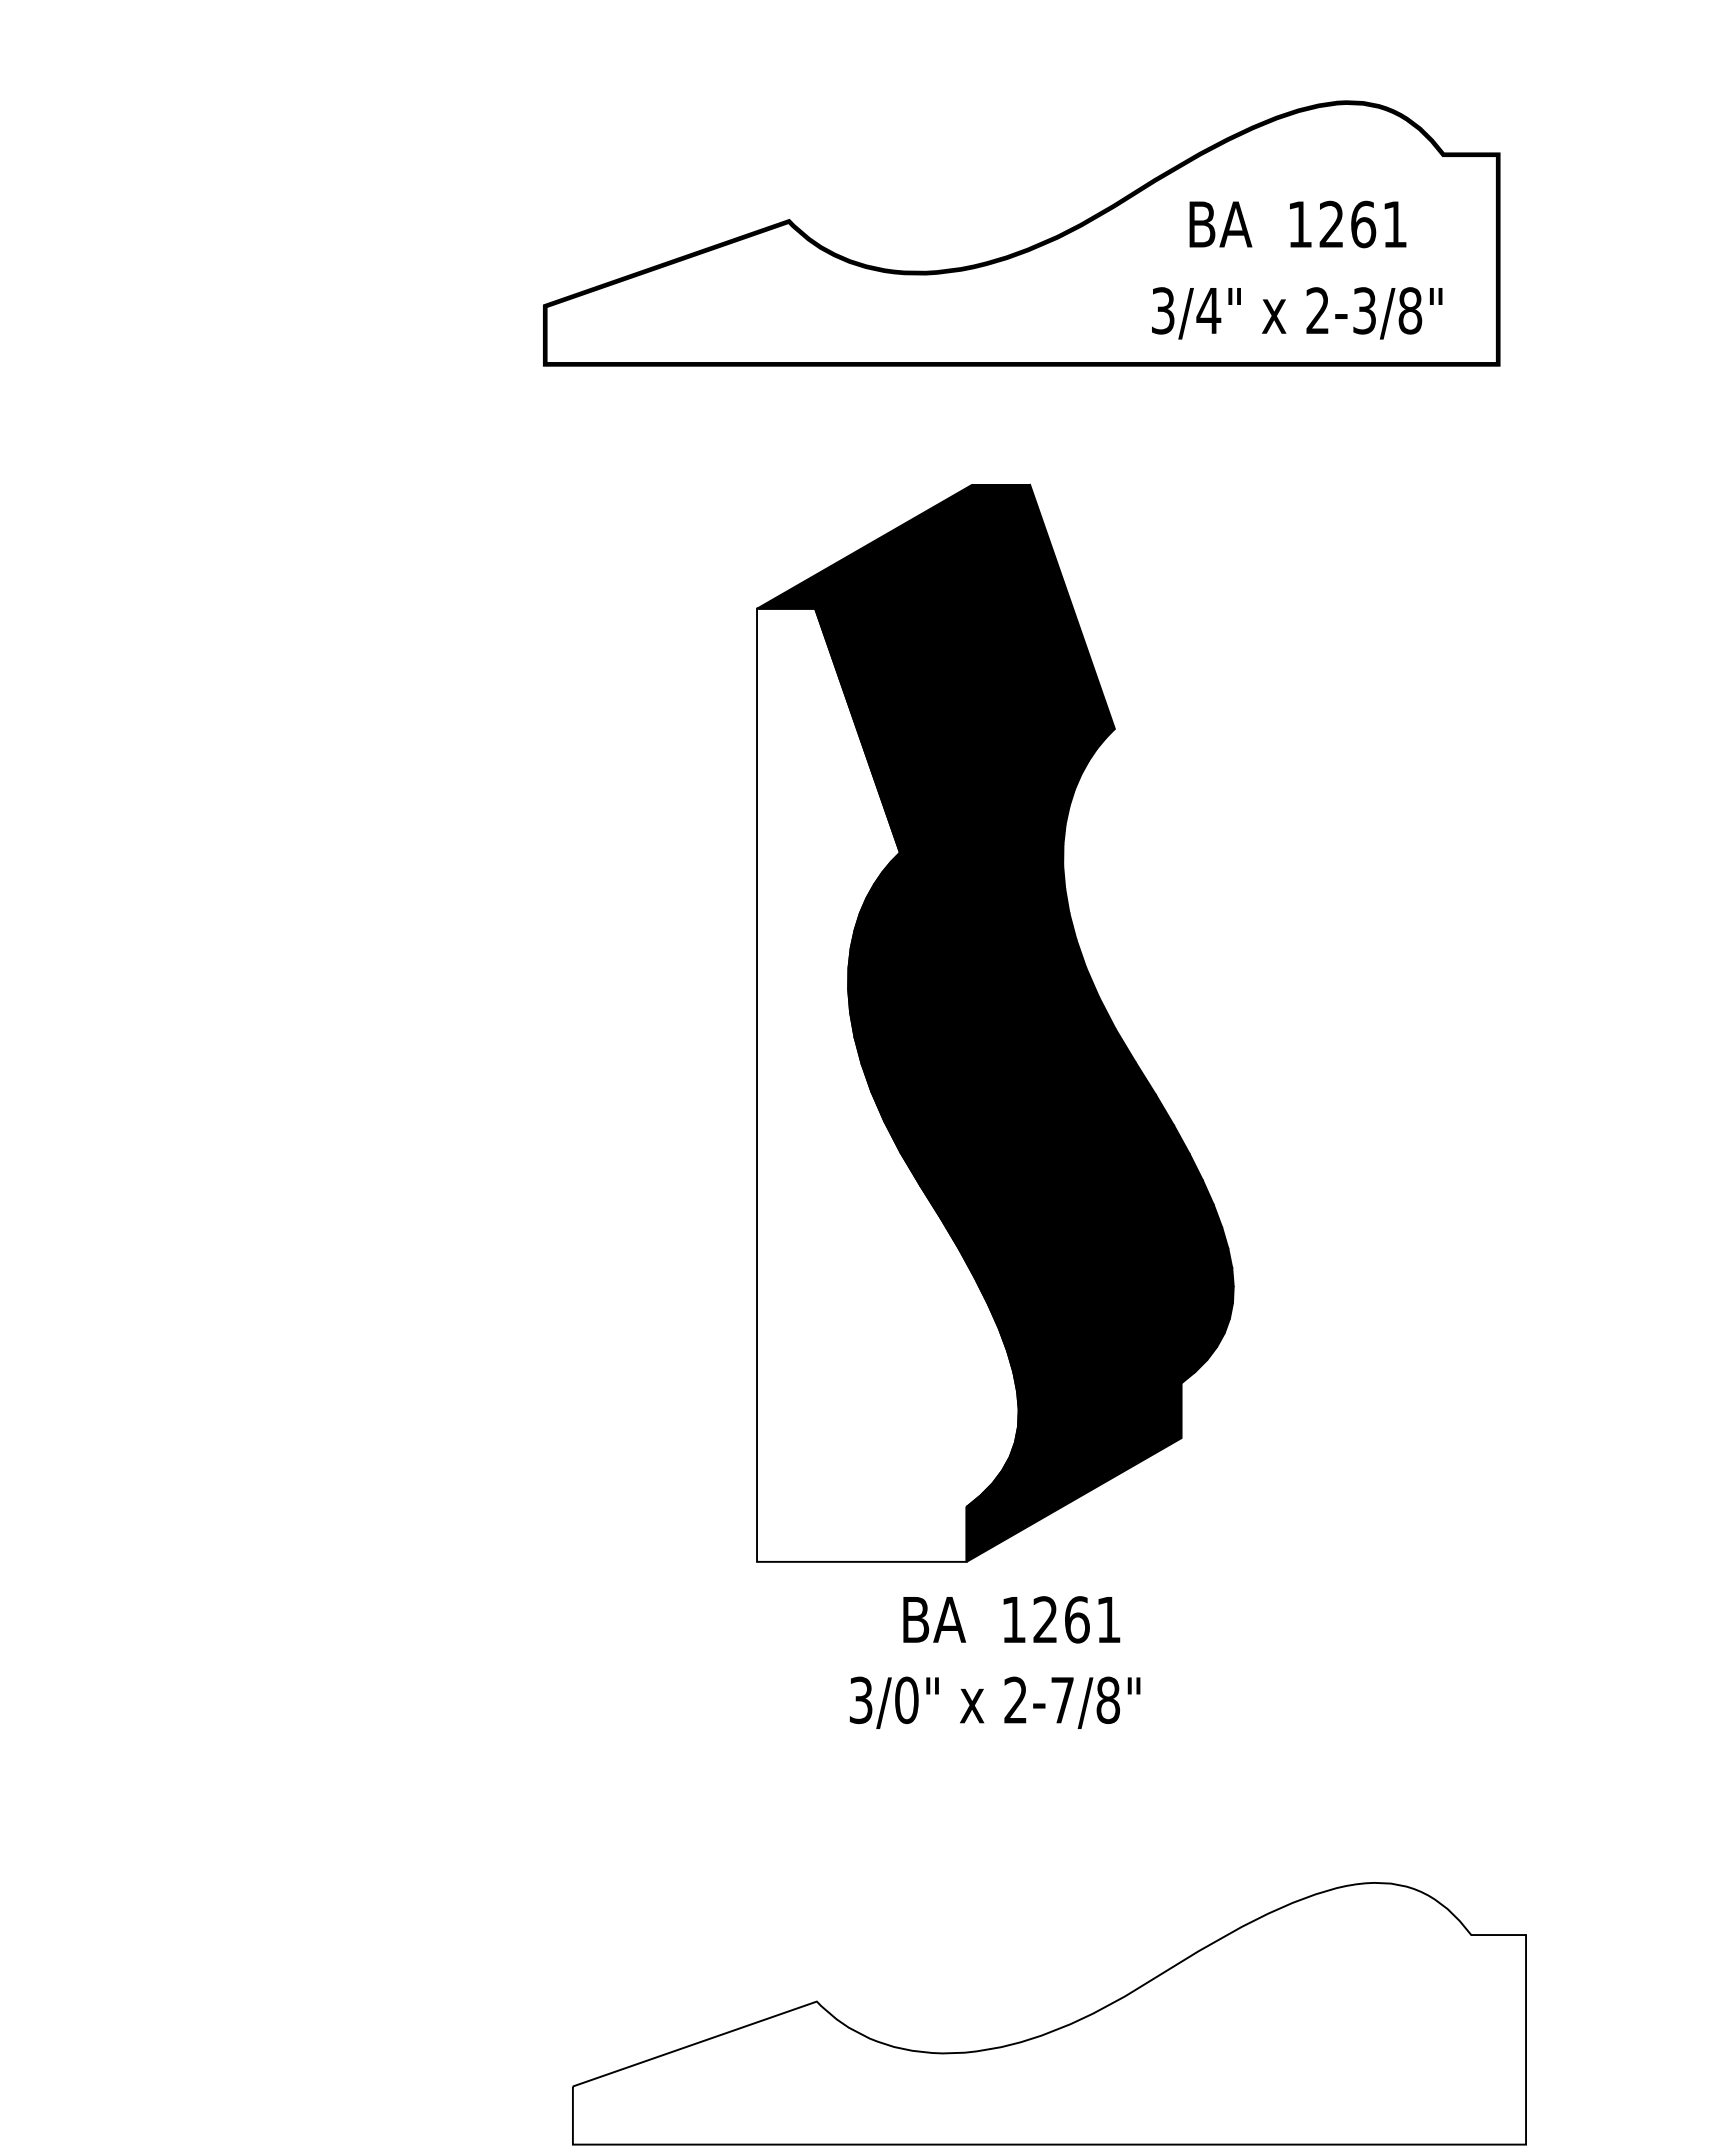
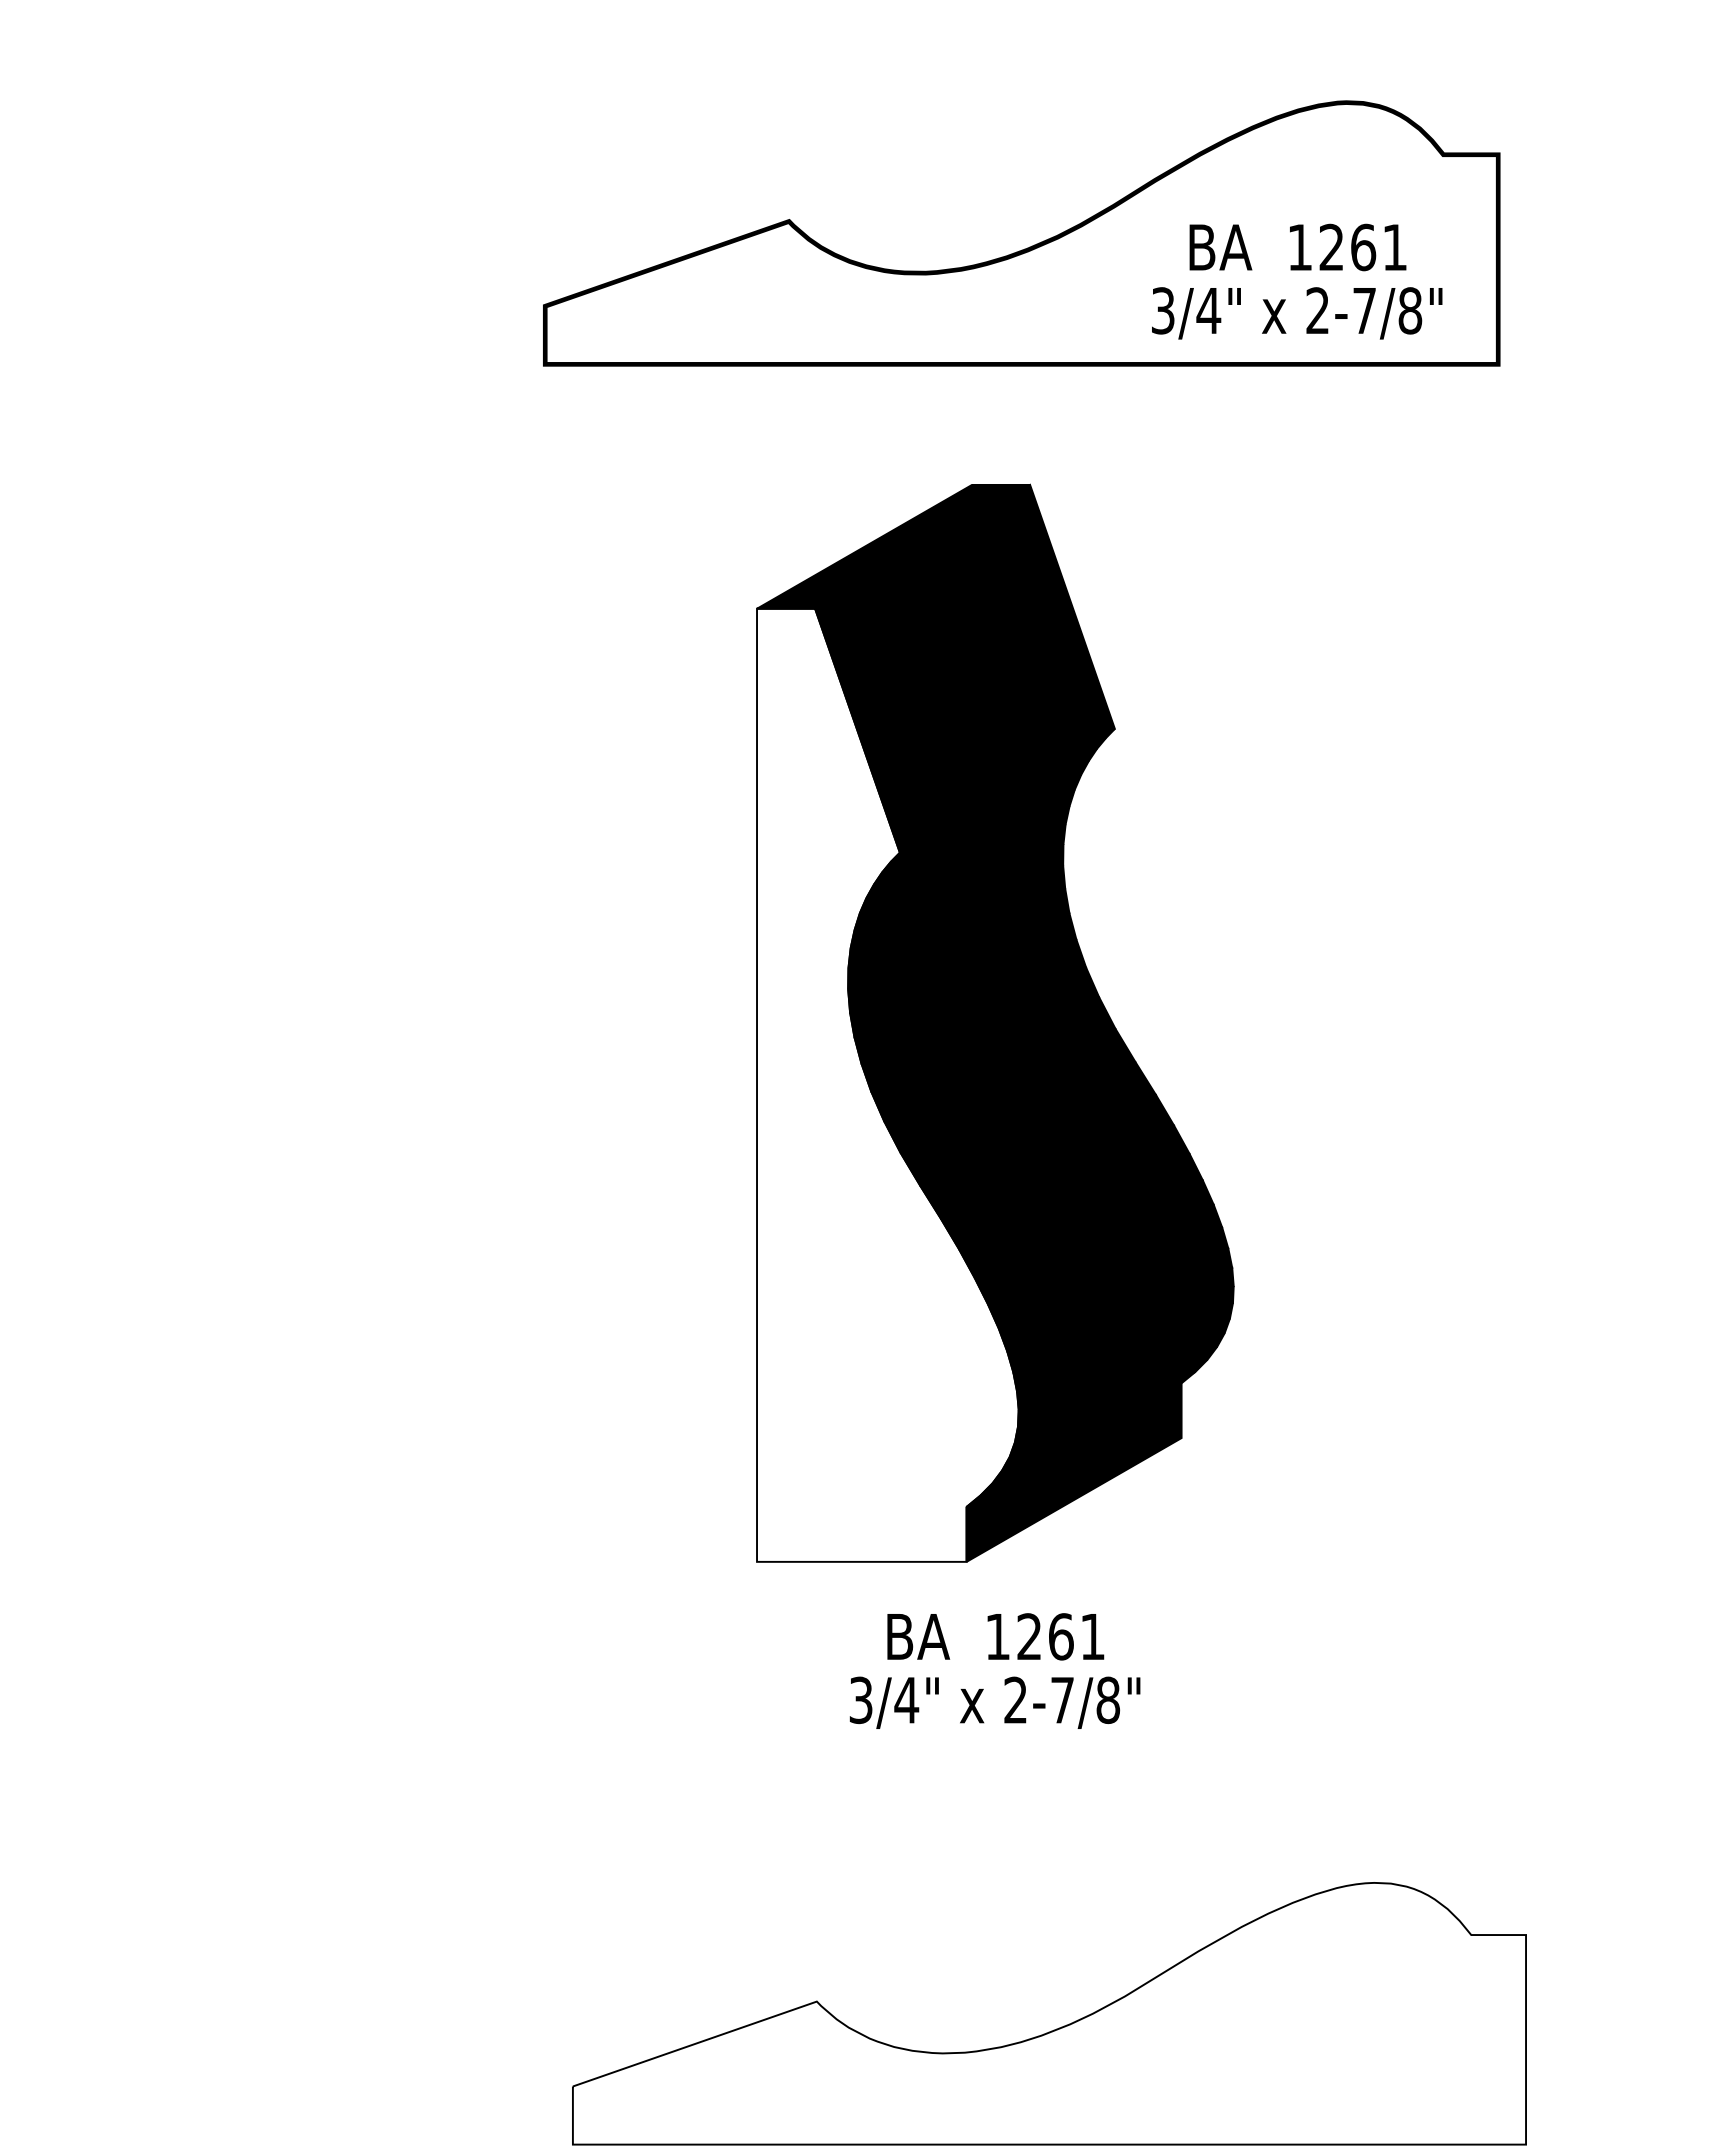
text position: (1297, 224) -> (1297, 247) (1297, 247)
text: 2-3/8" -> 2-7/8" (1364, 310)
text position: (1011, 1619) -> (995, 1636) (995, 1636)
text: 3/0" -> 3/4" (906, 1700)
